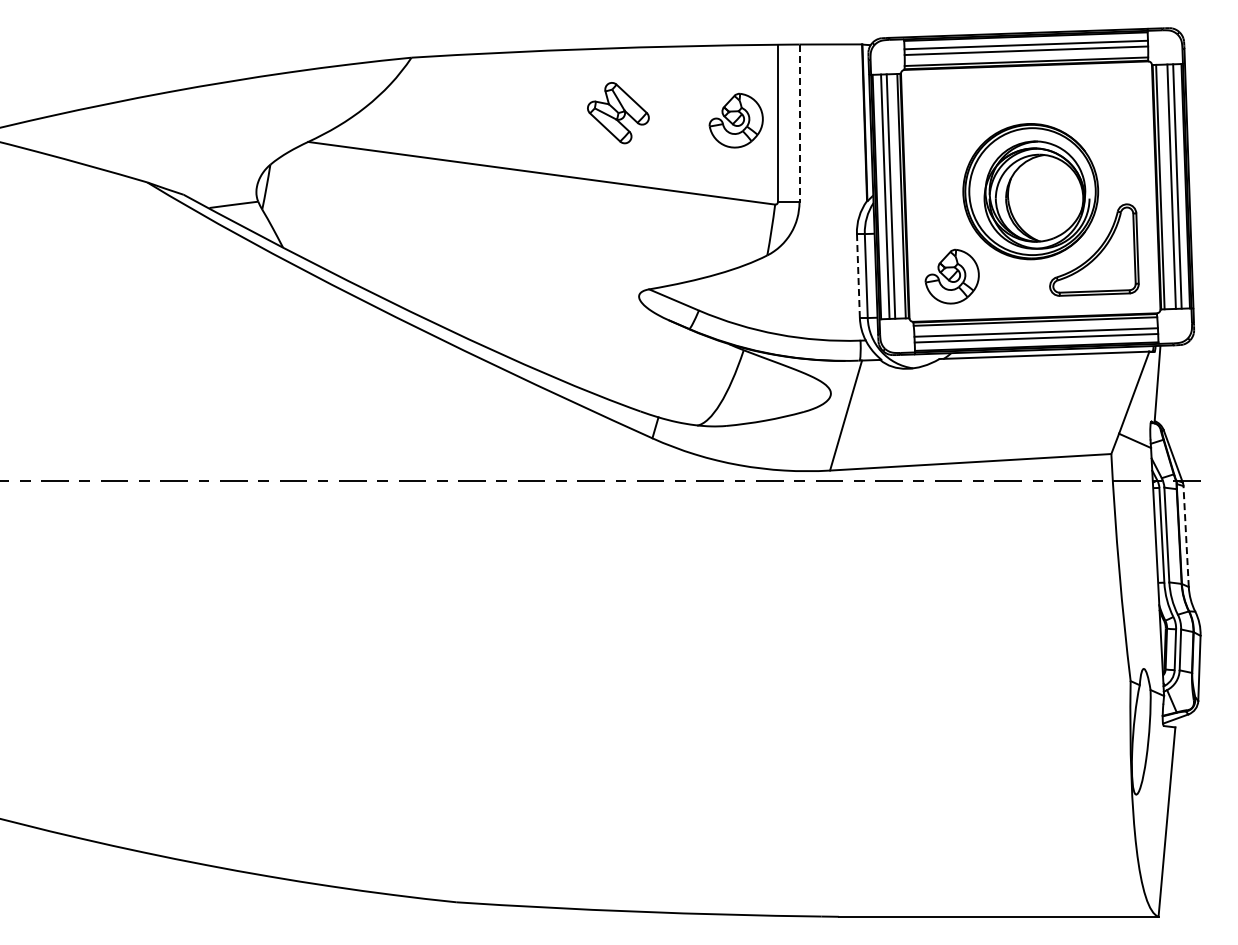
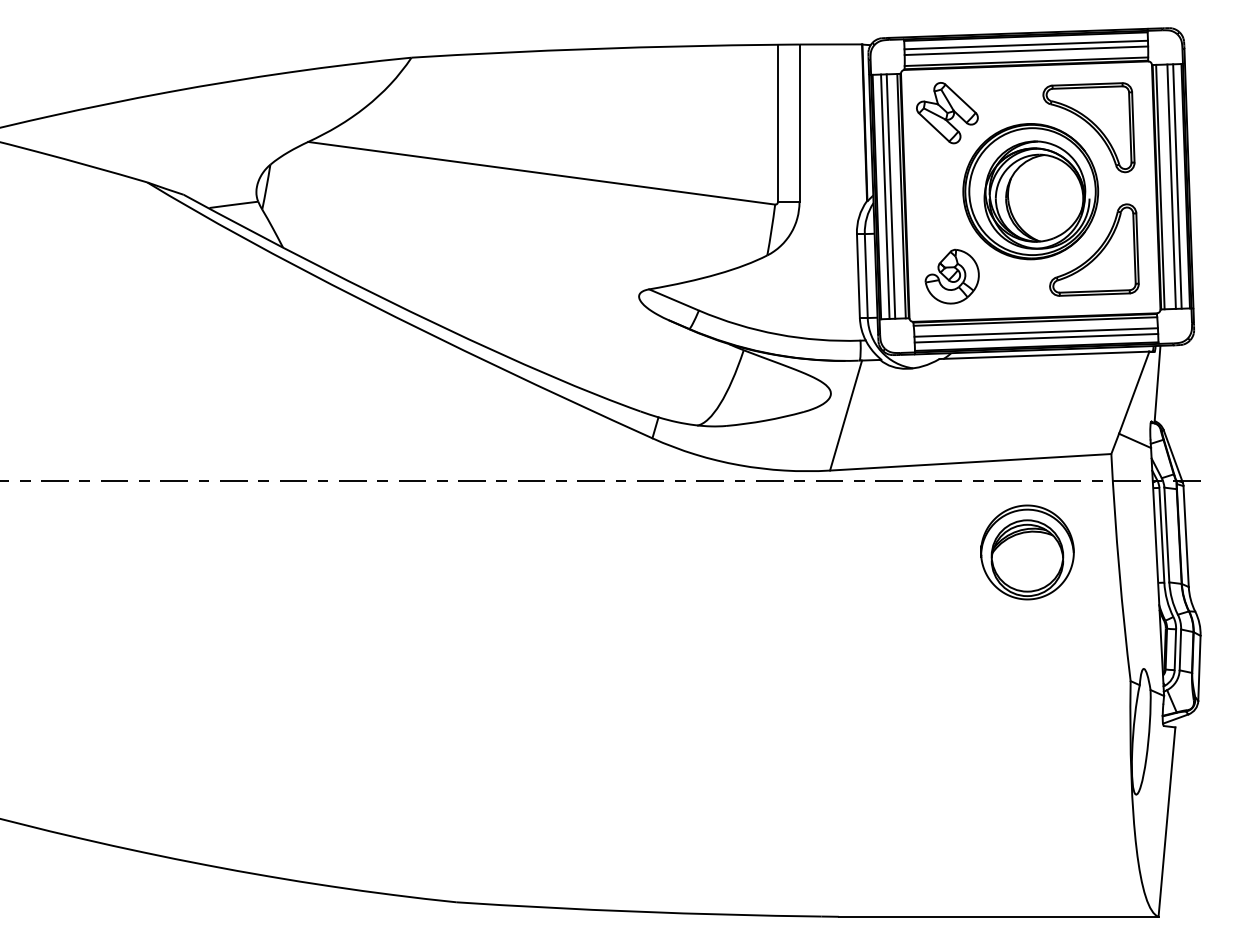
part position: (618, 113) -> (947, 113) (947, 113)
part: present -> none (735, 120)
line: dashed -> solid (799, 123)
part: none -> present (1088, 127)
line: dashed -> solid (858, 276)
line: dashed -> solid (1186, 536)
part: none -> present (1027, 552)
